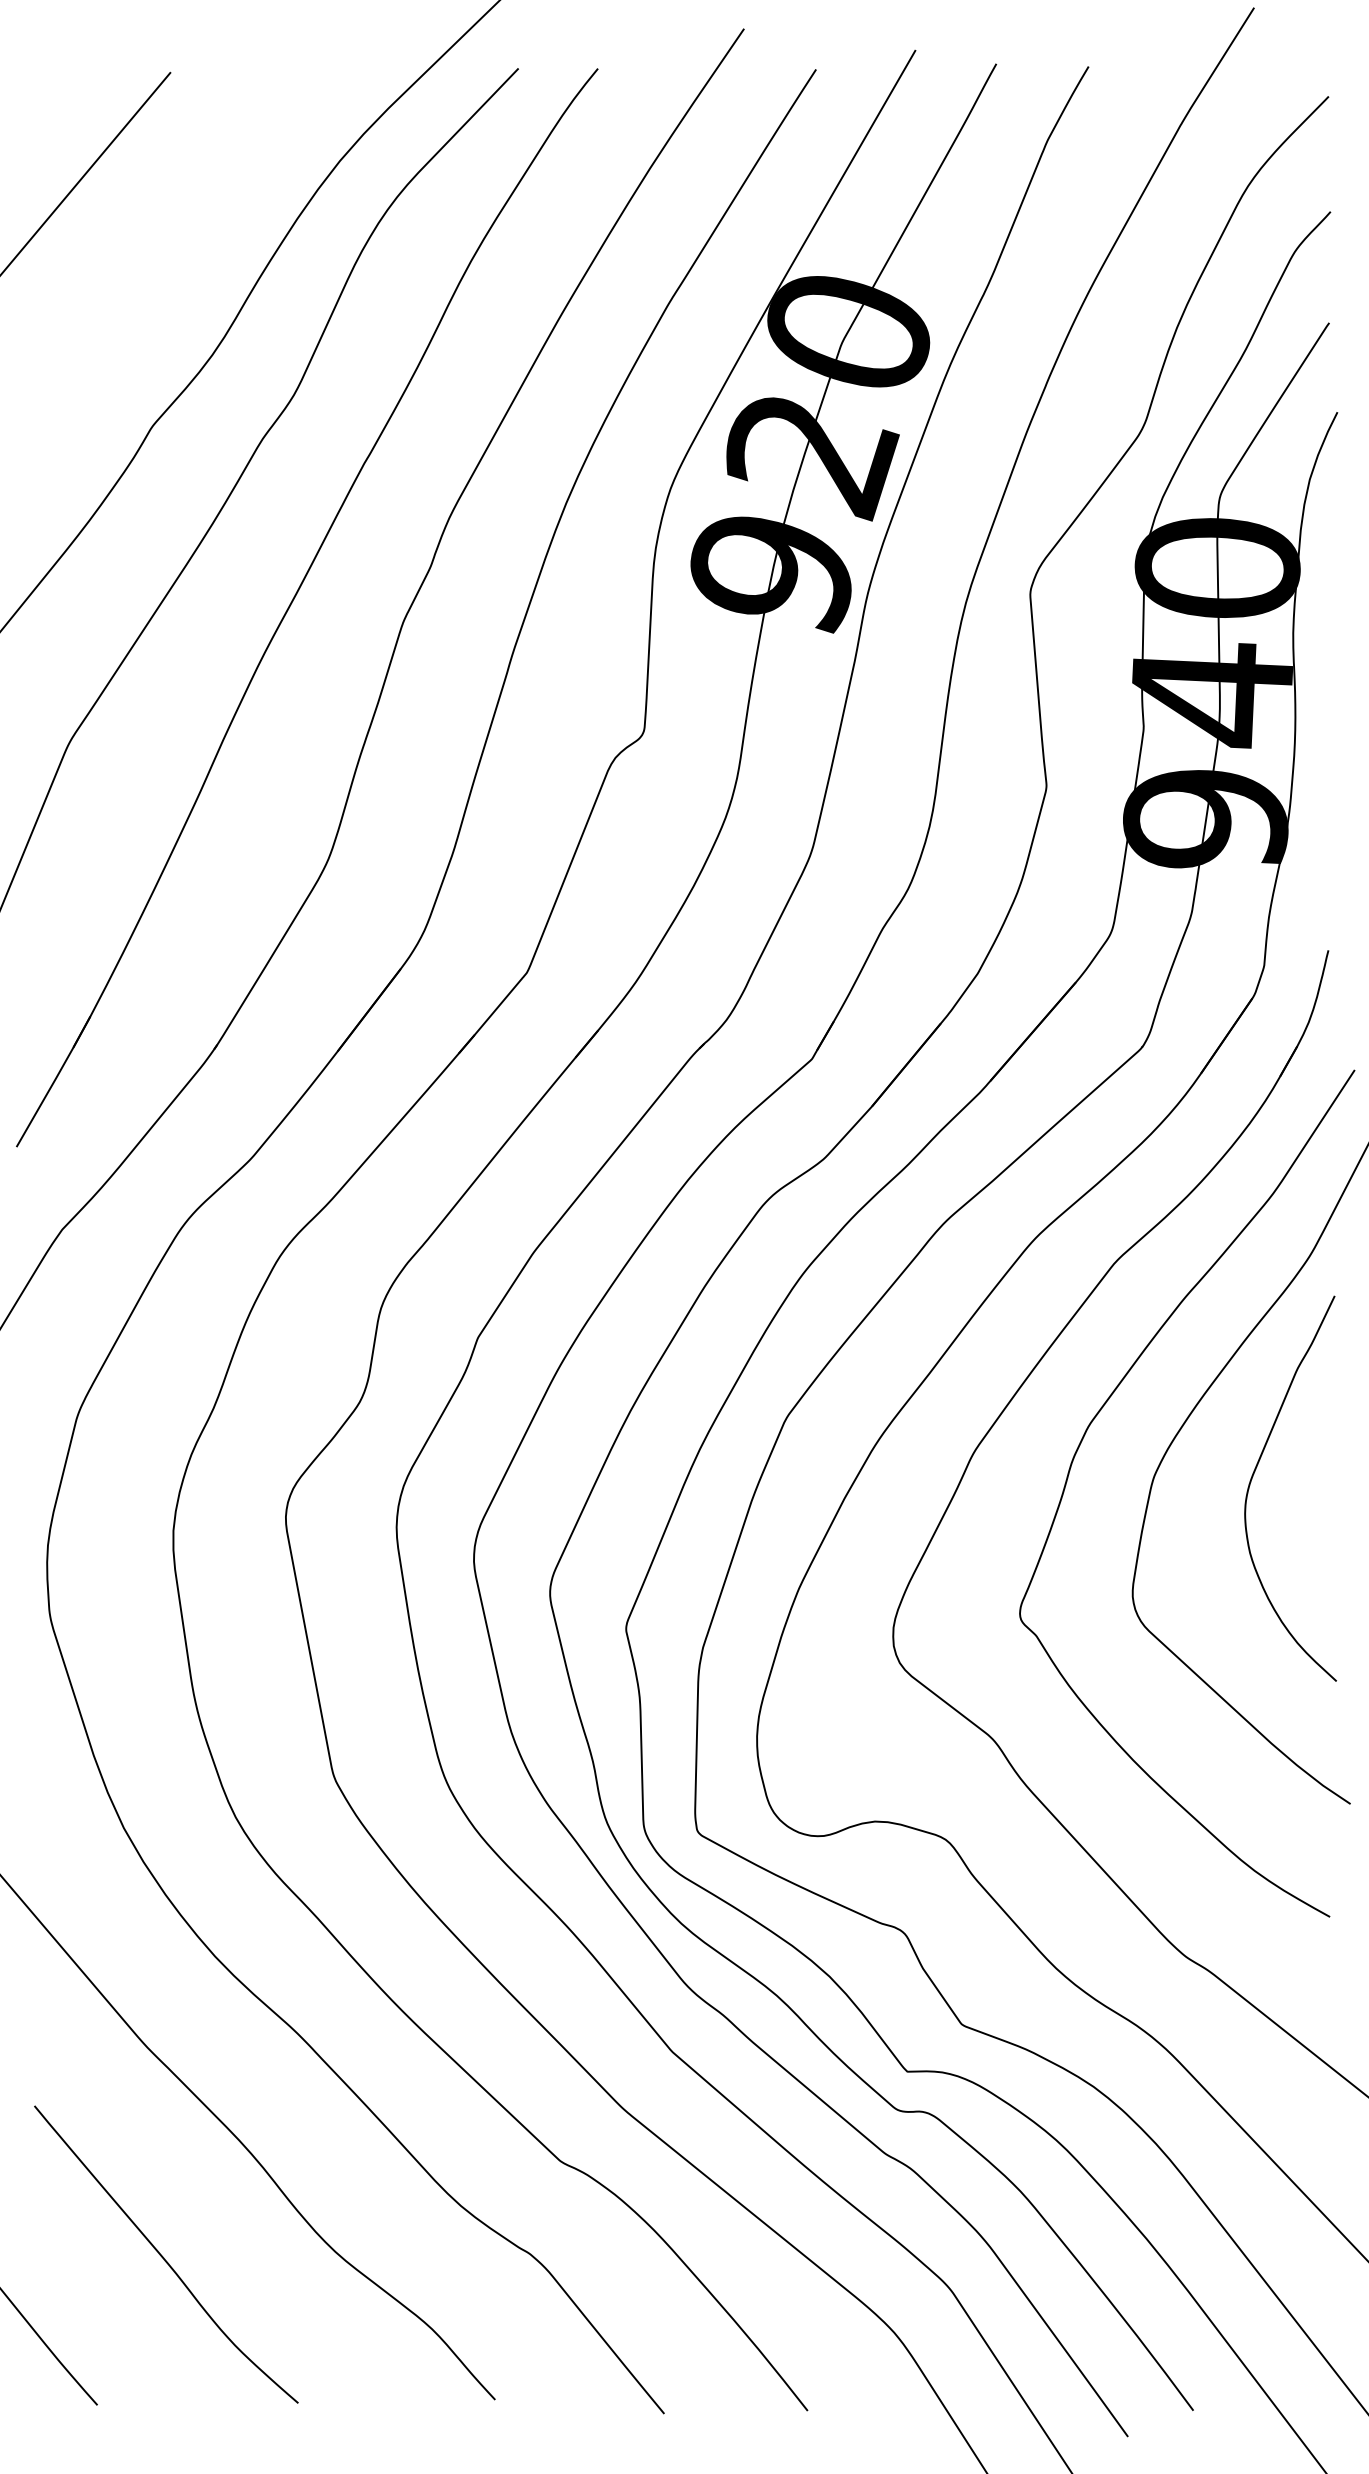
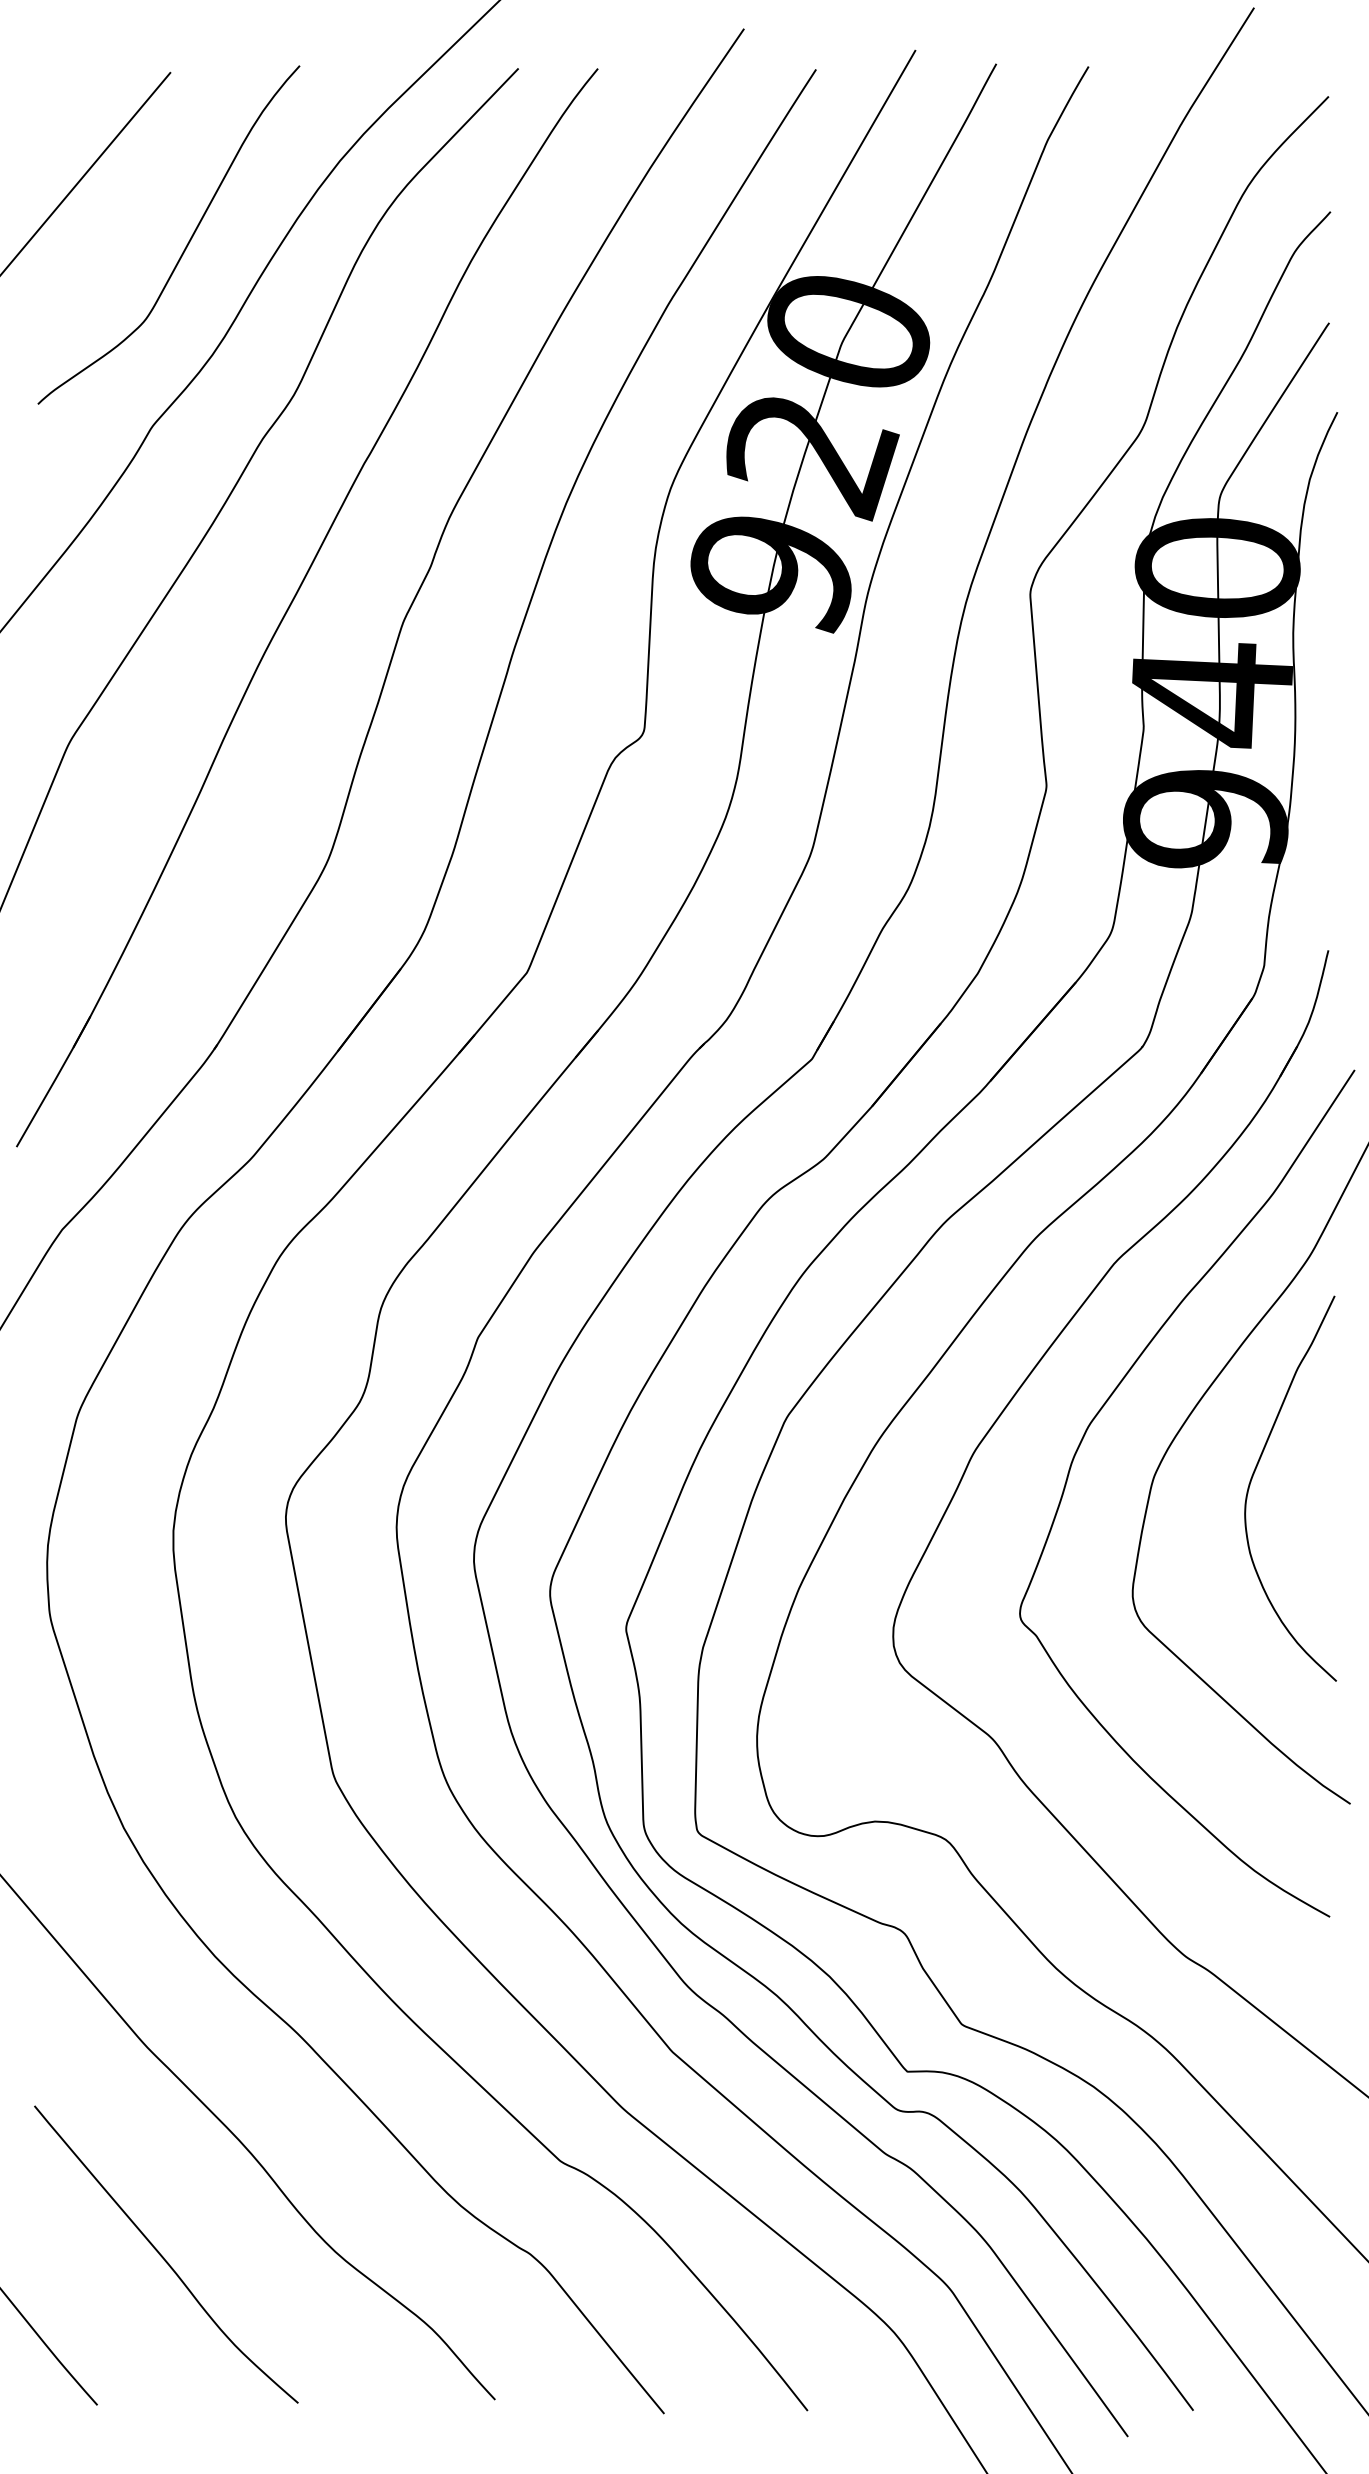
curve: none -> present (186, 244)
